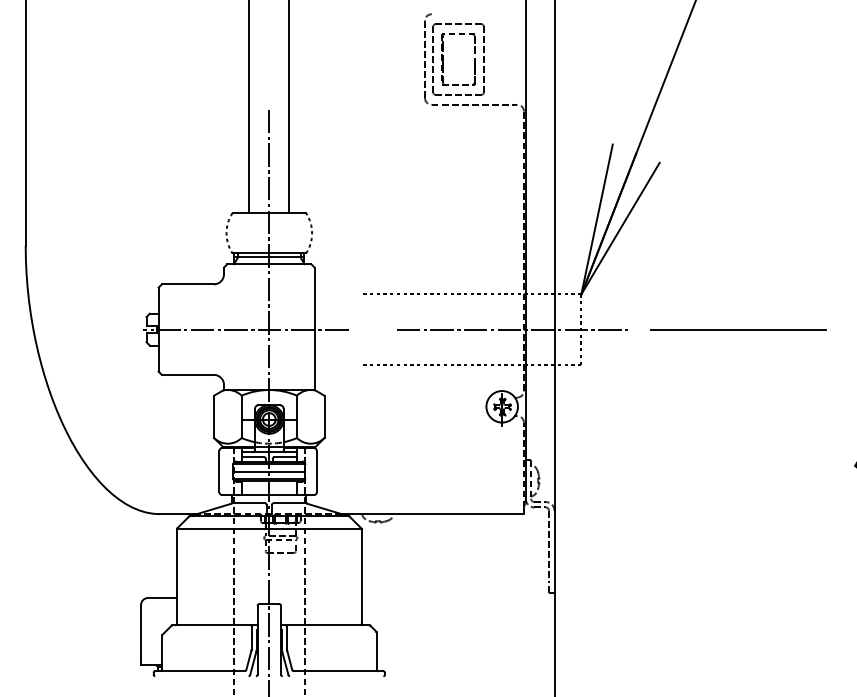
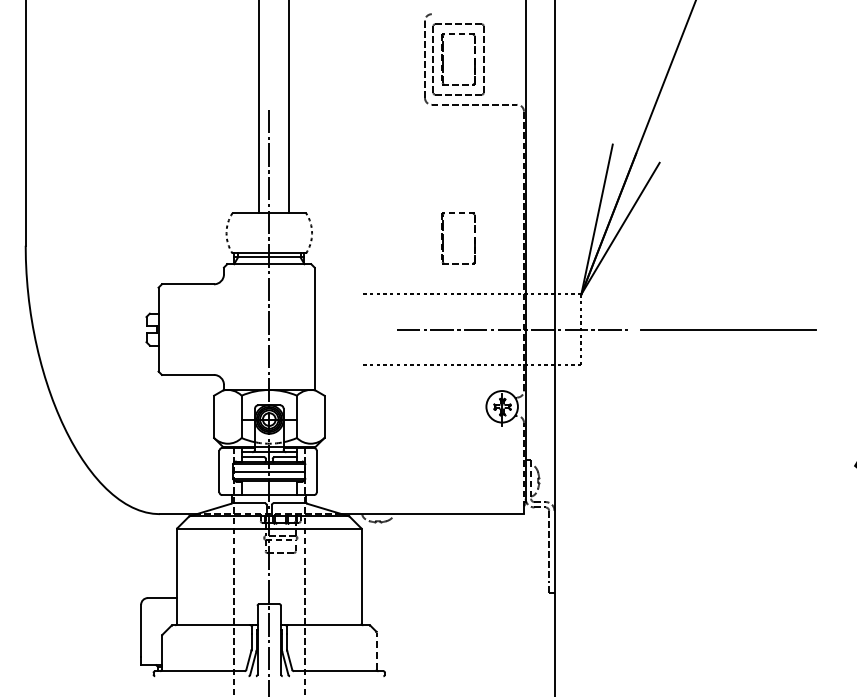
line position: (249, 107) -> (259, 107) (259, 107)
part: none -> present (443, 238)
line: present -> none (245, 329)
line position: (738, 329) -> (728, 329) (728, 329)
line: solid -> dashed (376, 650)
